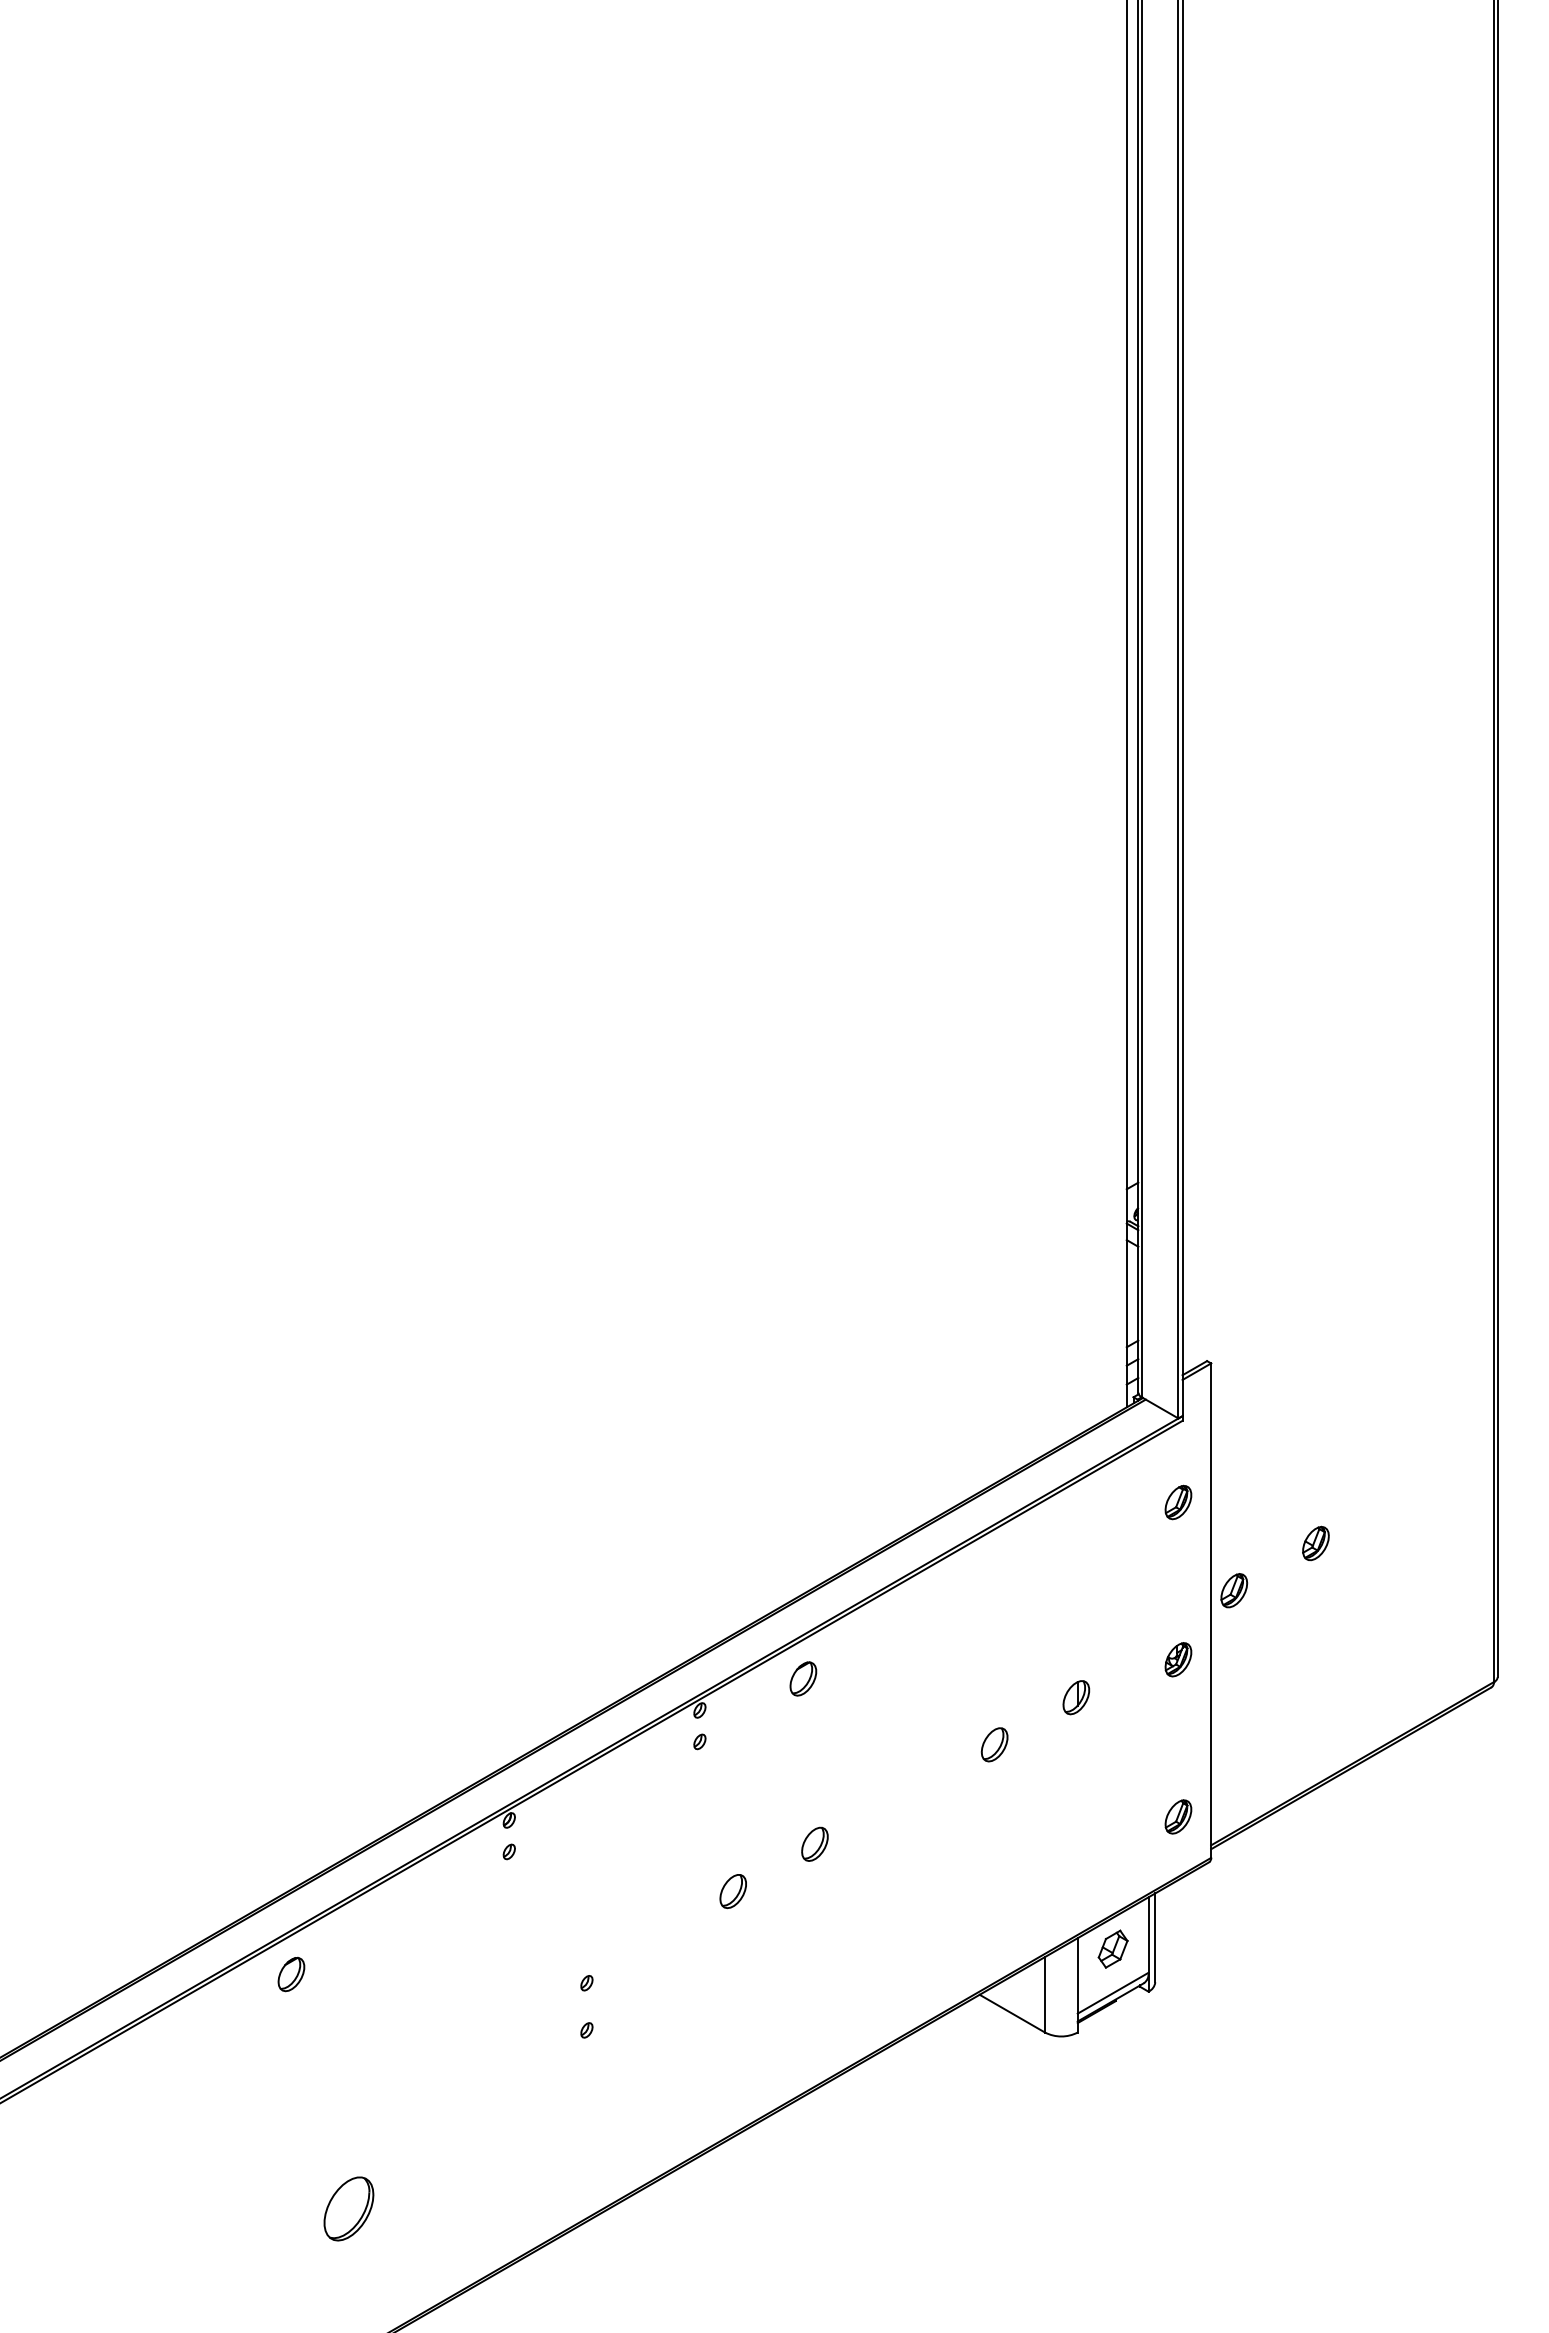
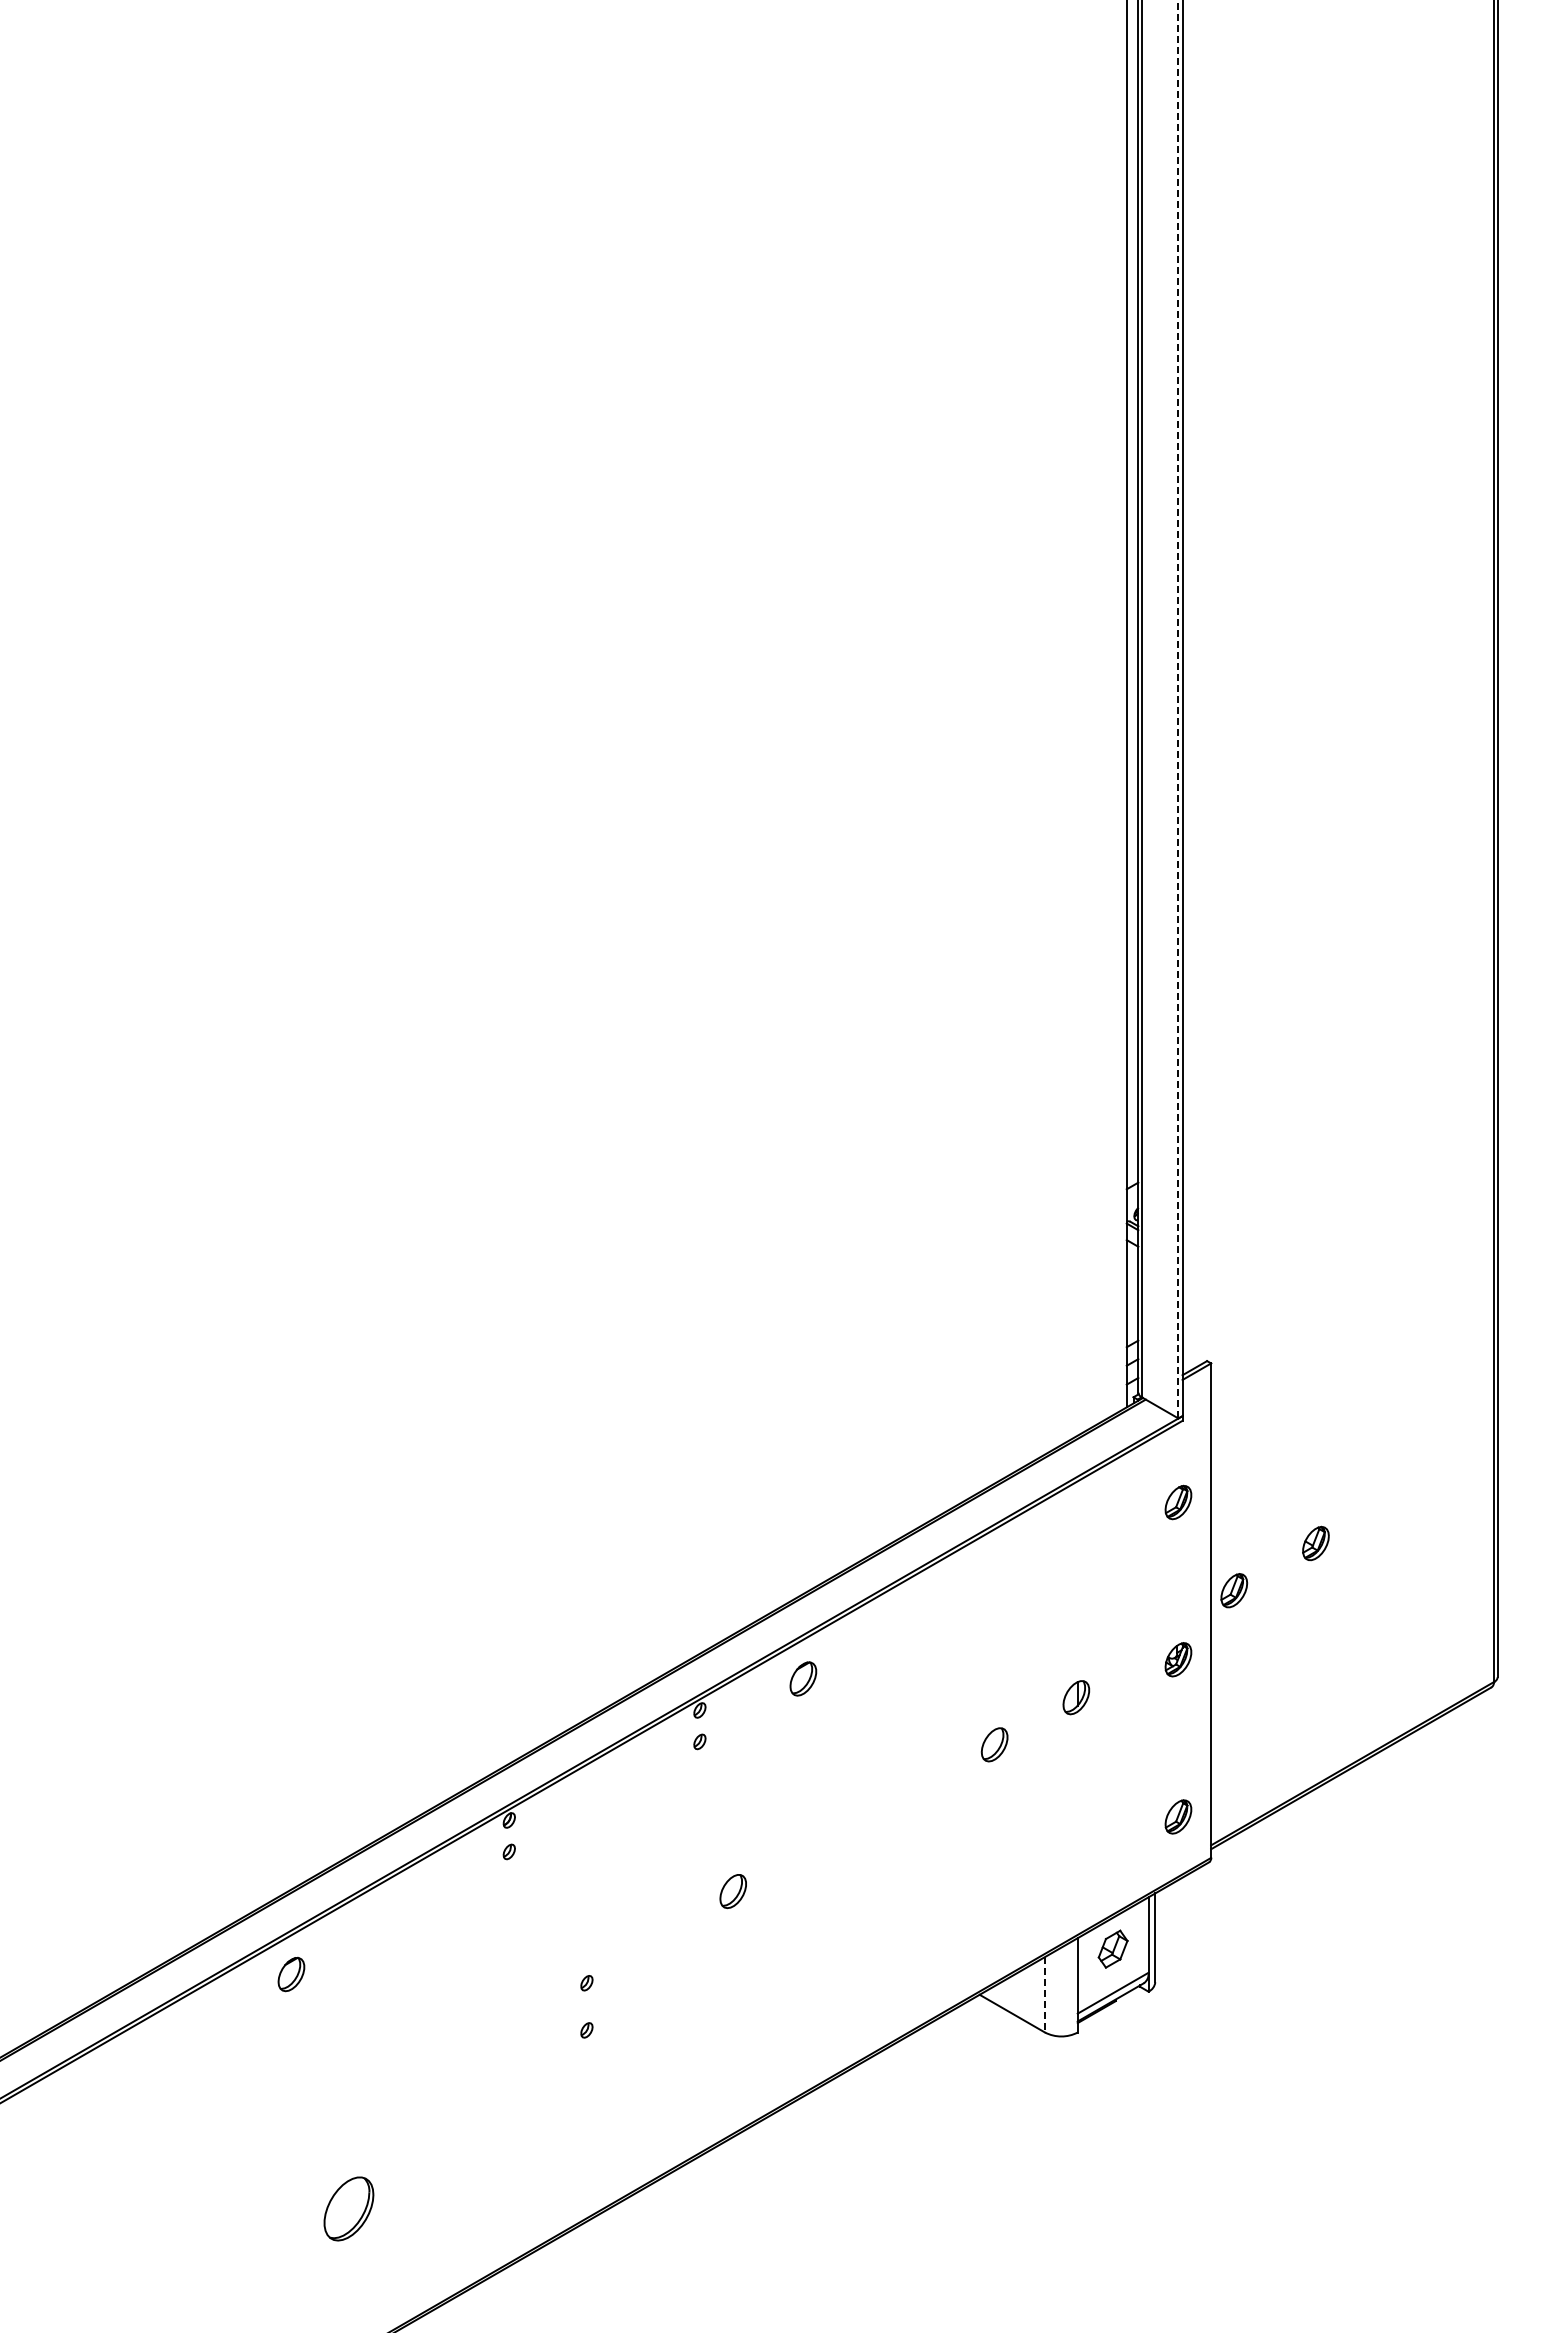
line: solid -> dashed (1178, 709)
part: present -> none (814, 1843)
line: solid -> dashed (1045, 1994)
